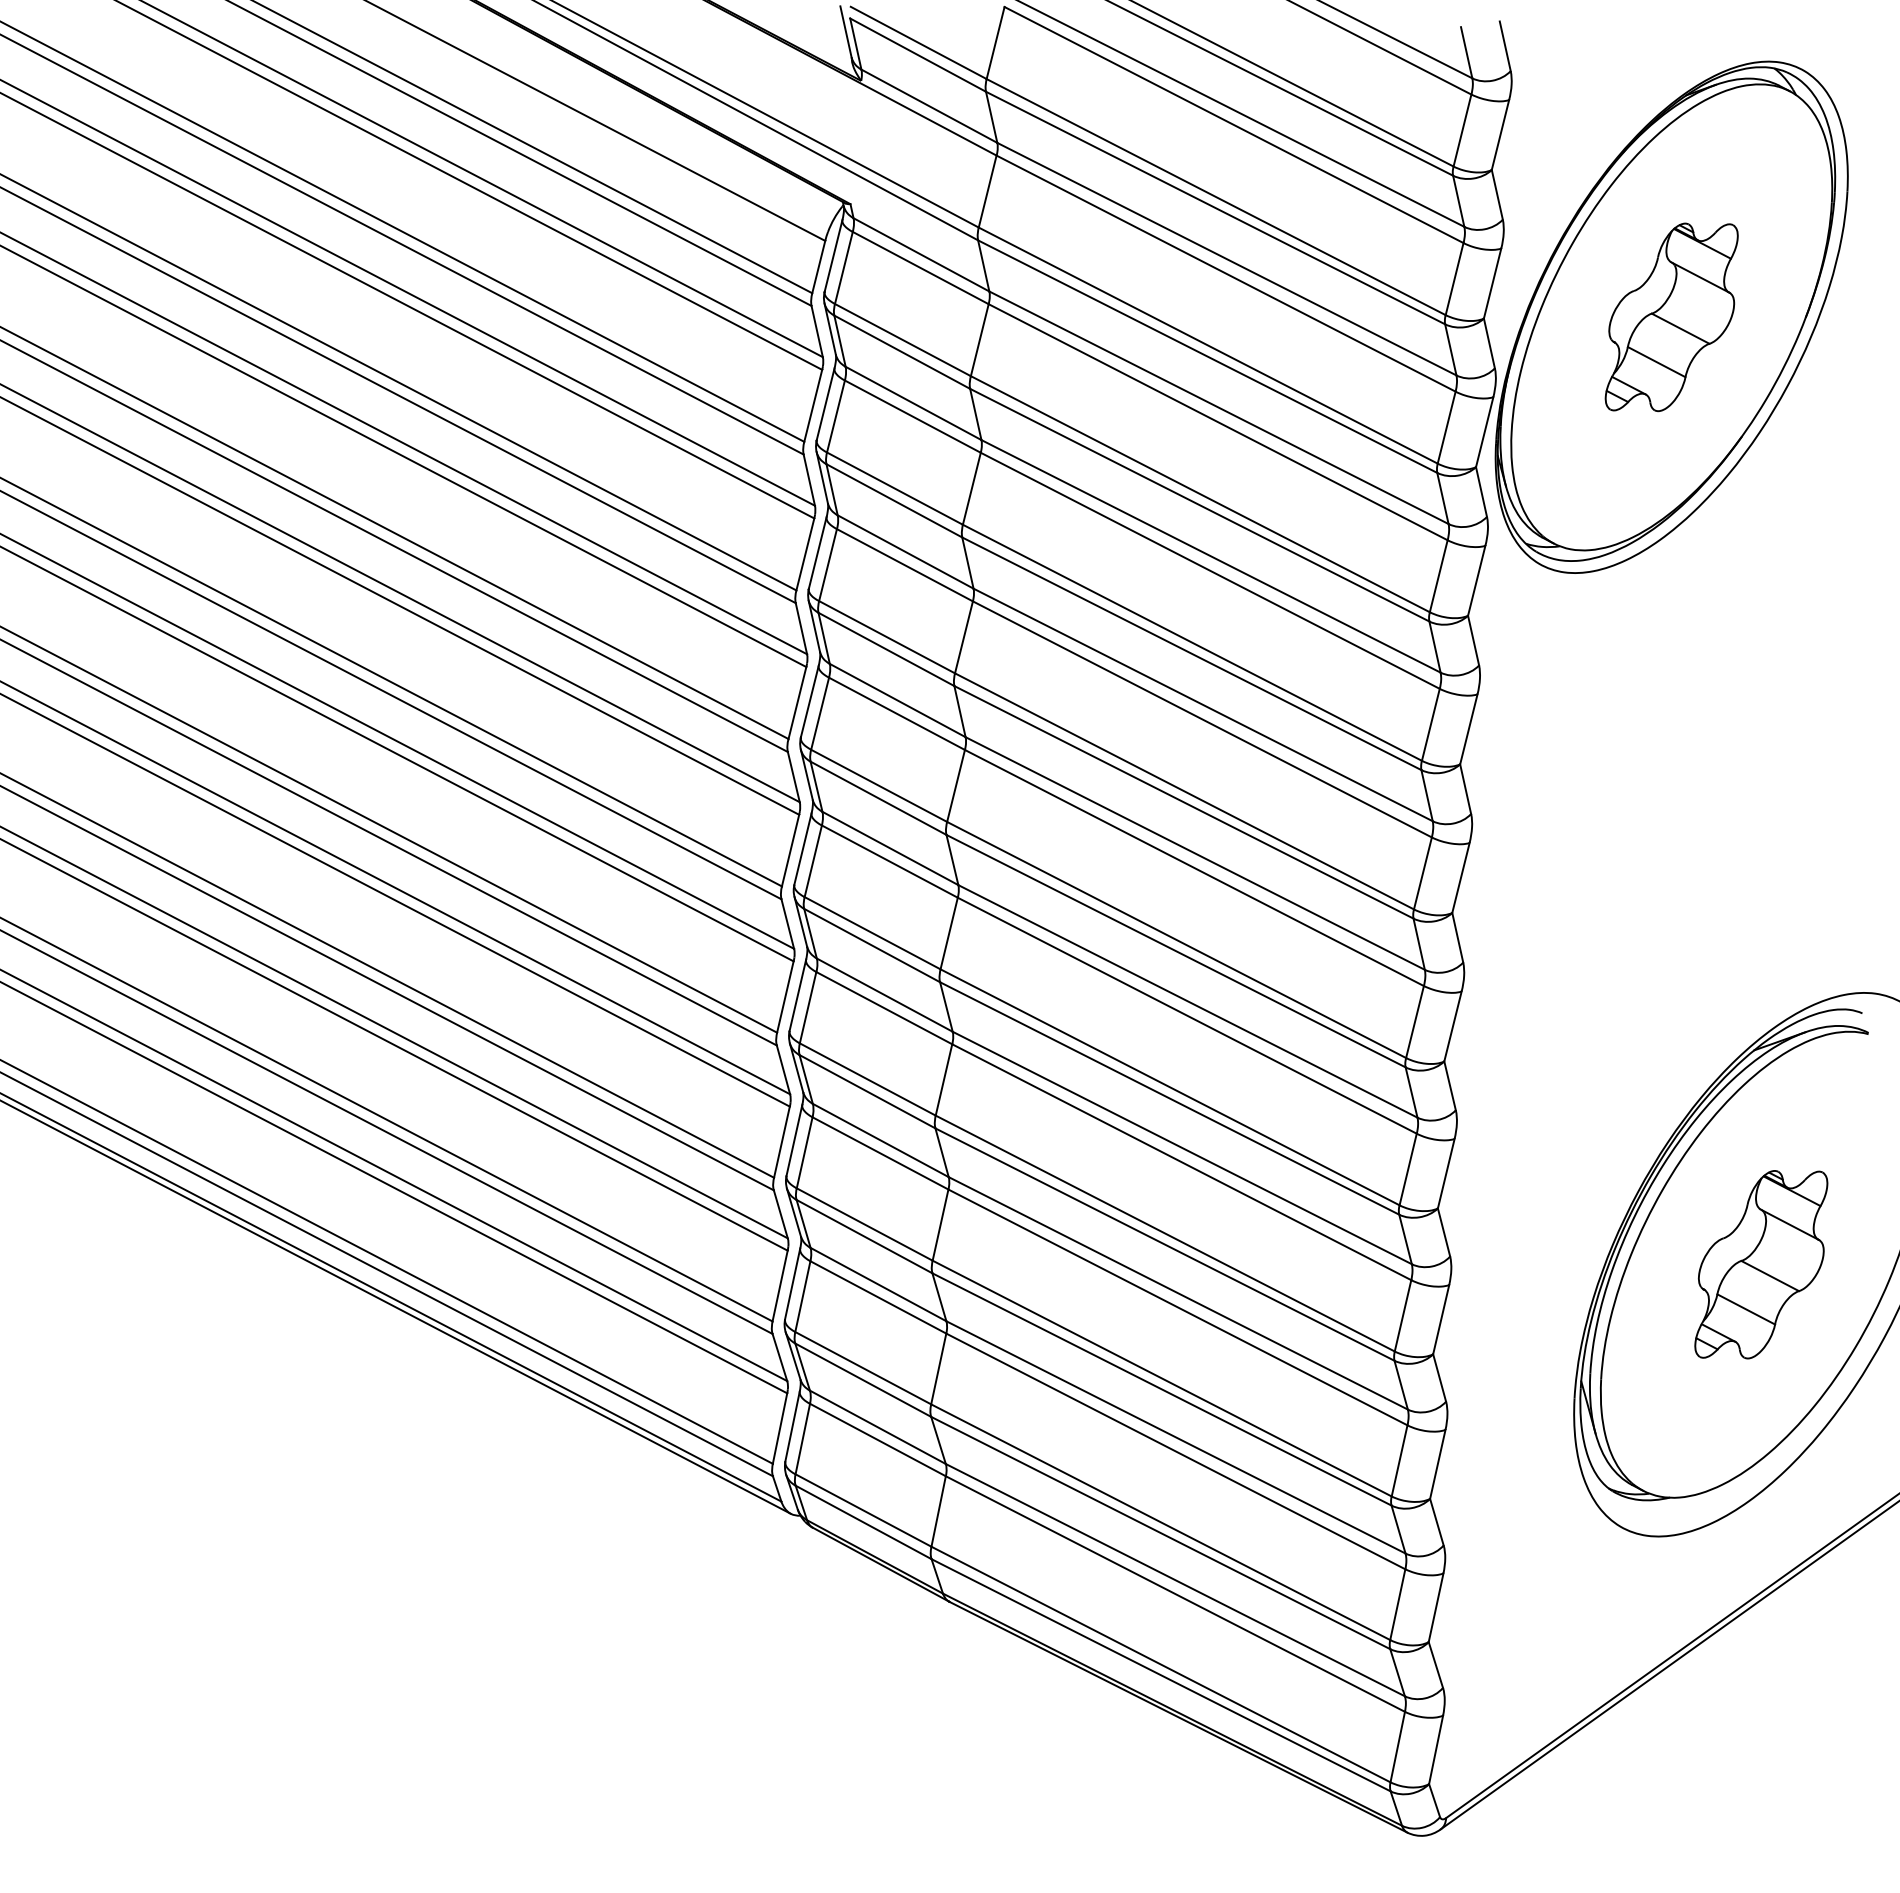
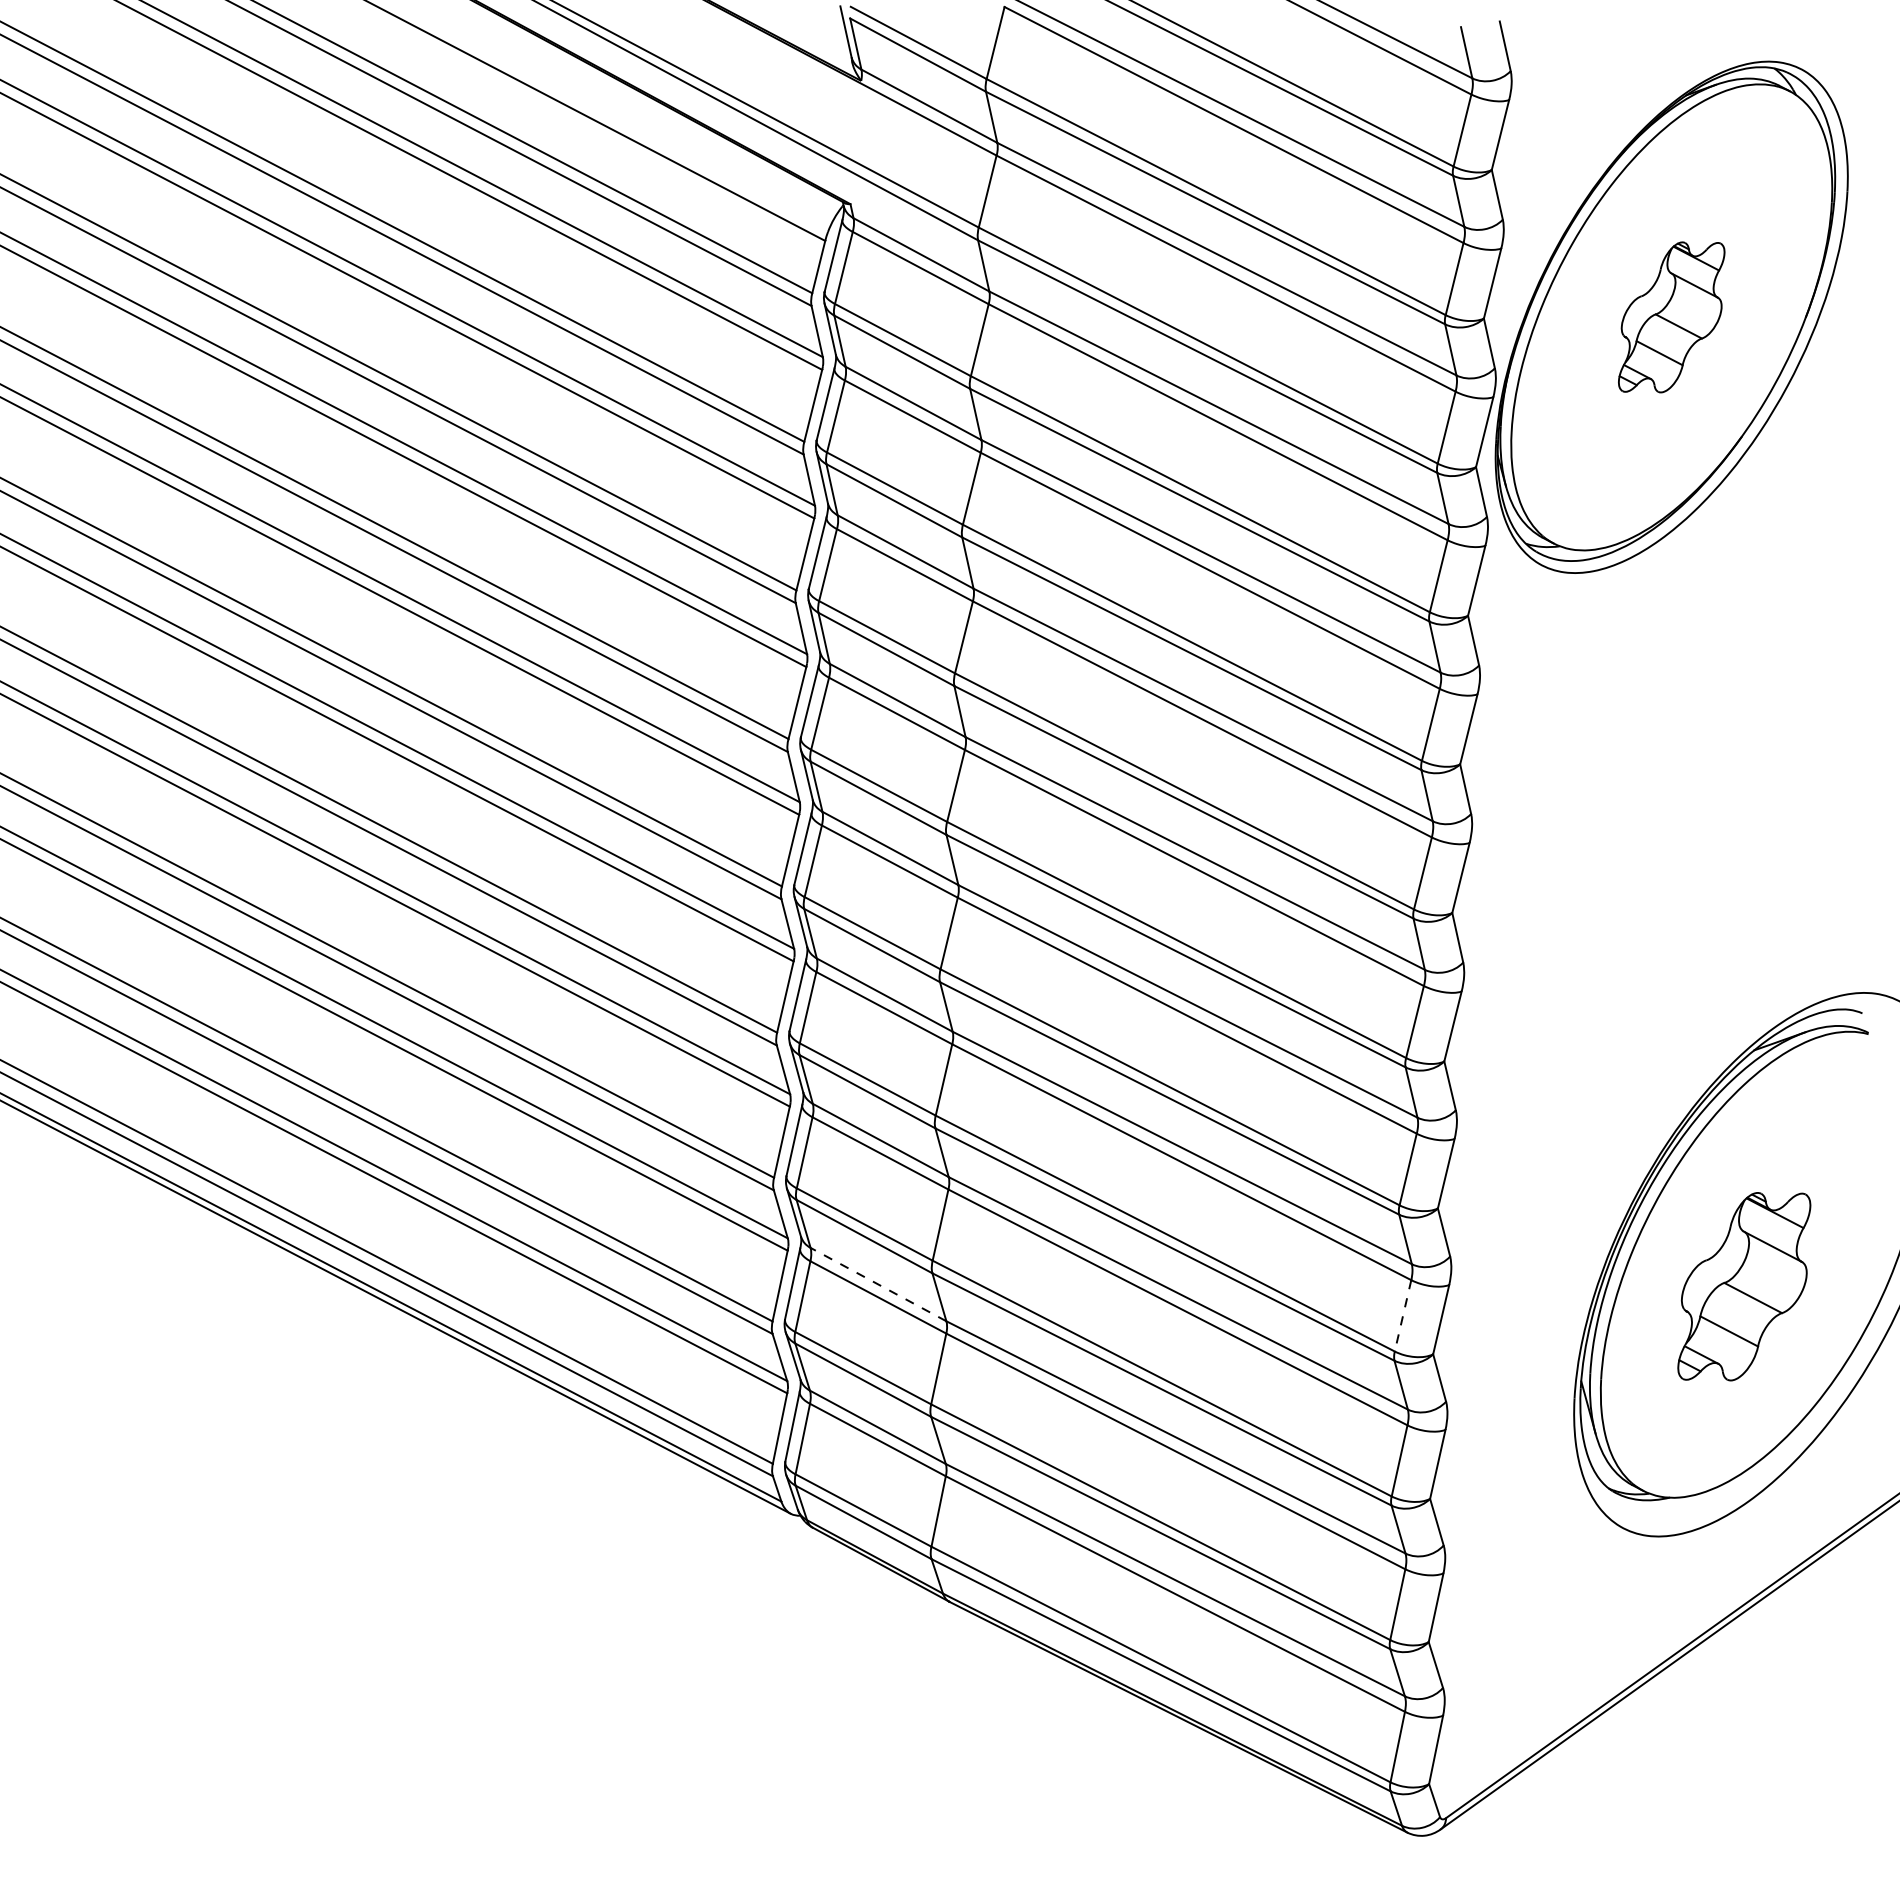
part size: 135x191 px -> 108x153 px (1671, 317)
part position: (1761, 1264) -> (1744, 1286) (1744, 1286)
line: solid -> dashed (878, 1284)
line: solid -> dashed (1403, 1315)
